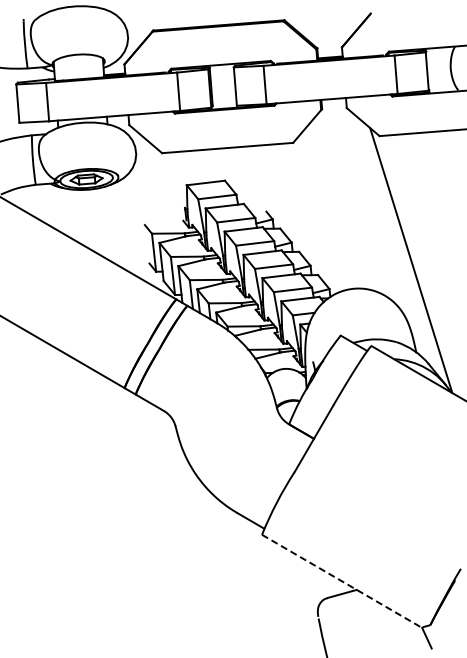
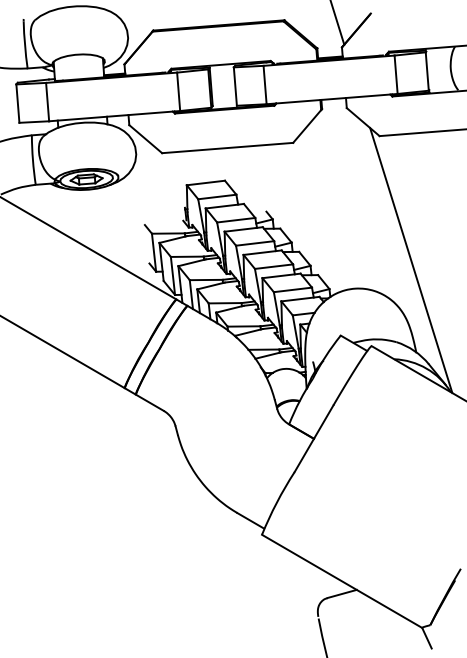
line: none -> present (337, 23)
line: dashed -> solid (342, 581)
